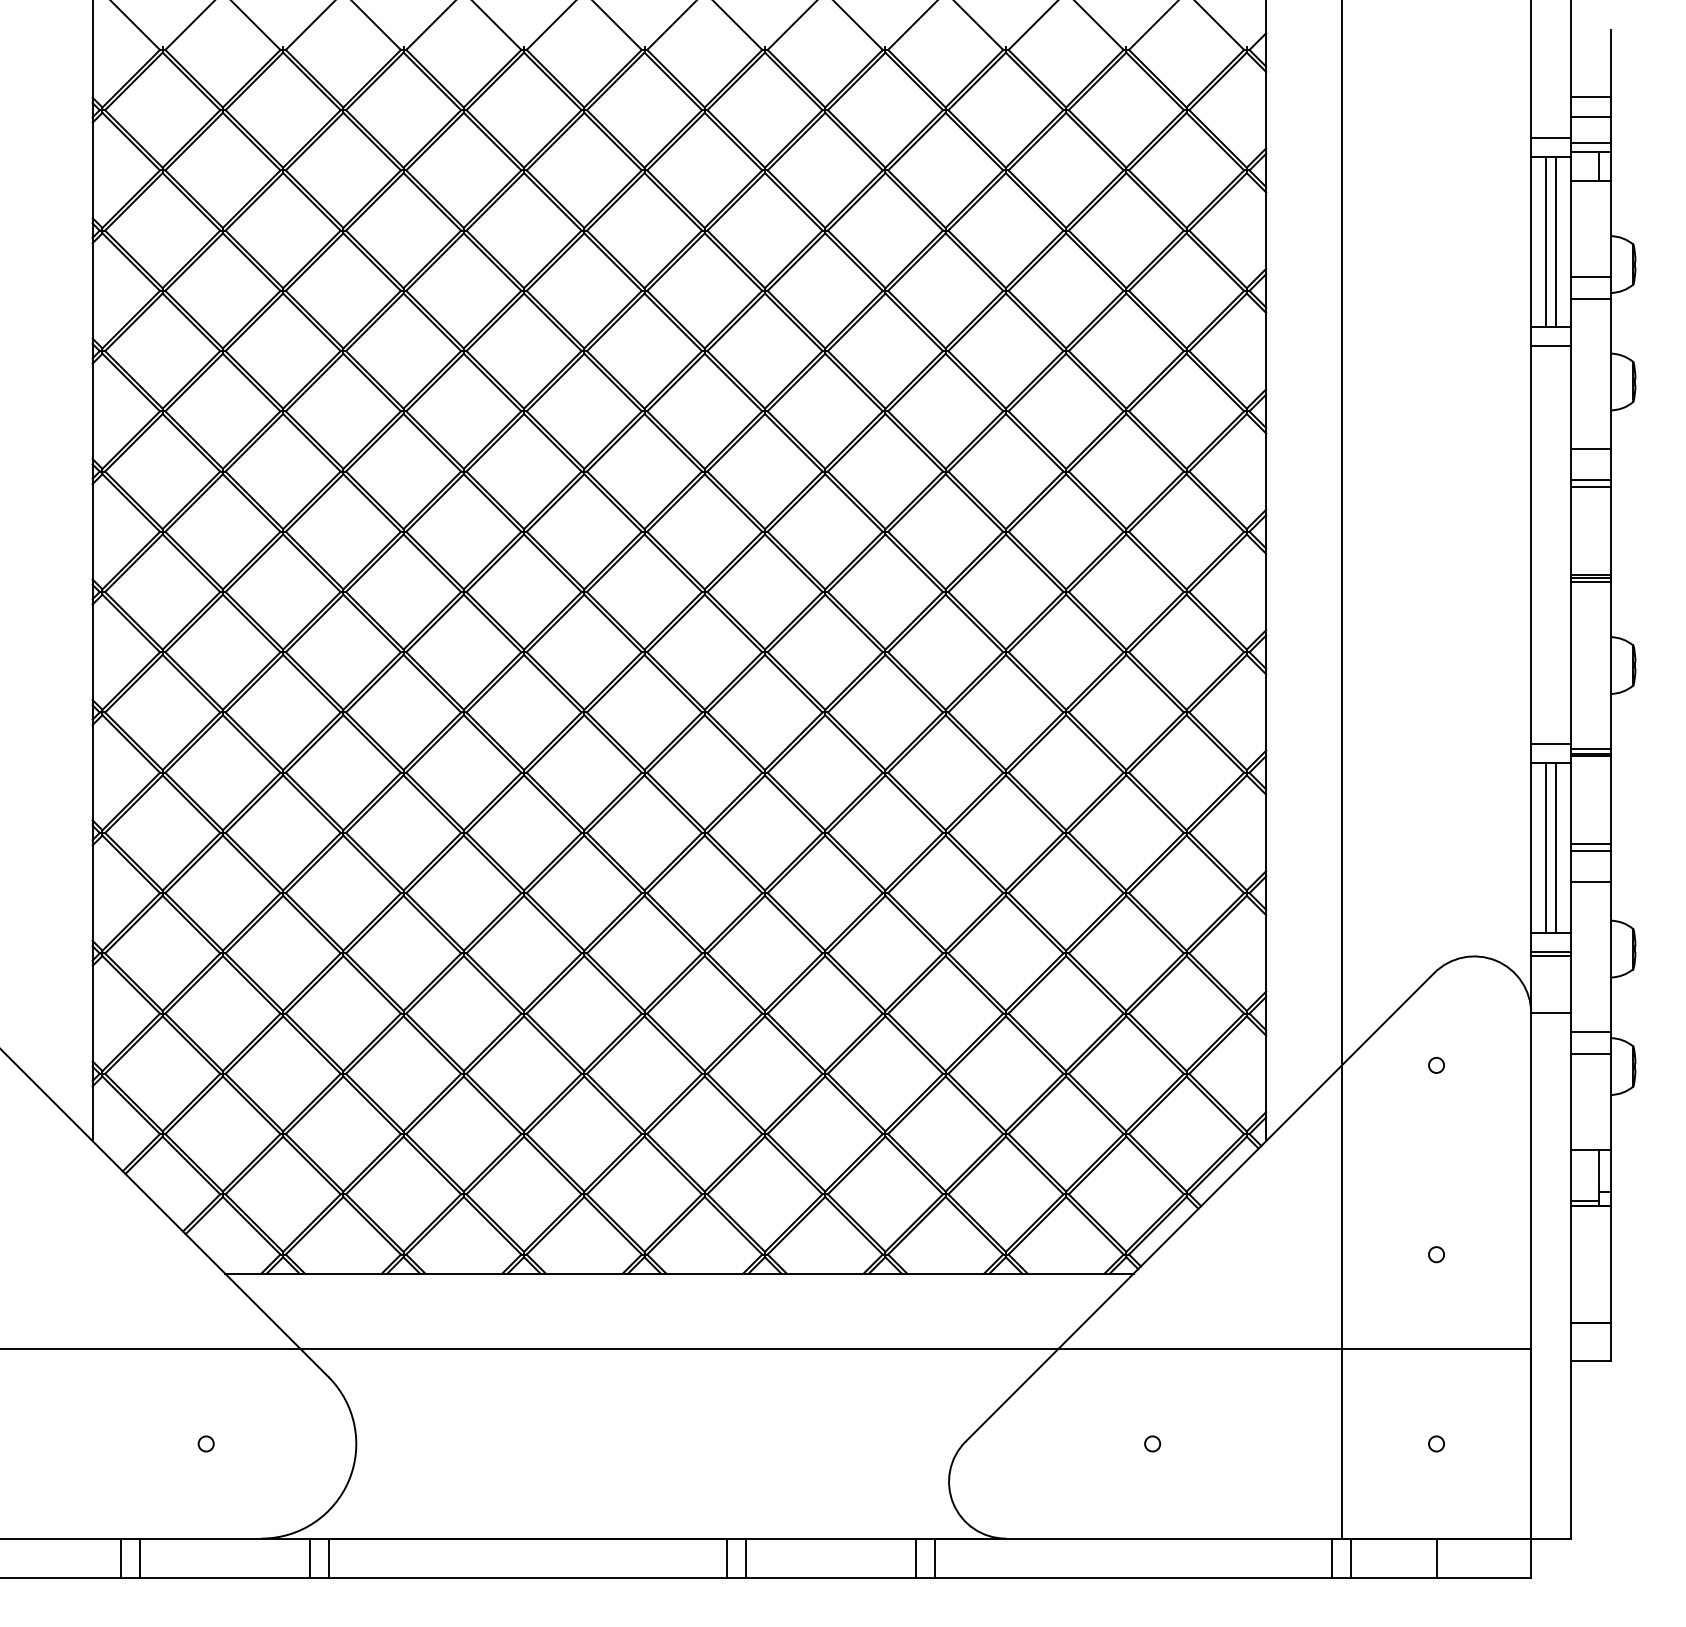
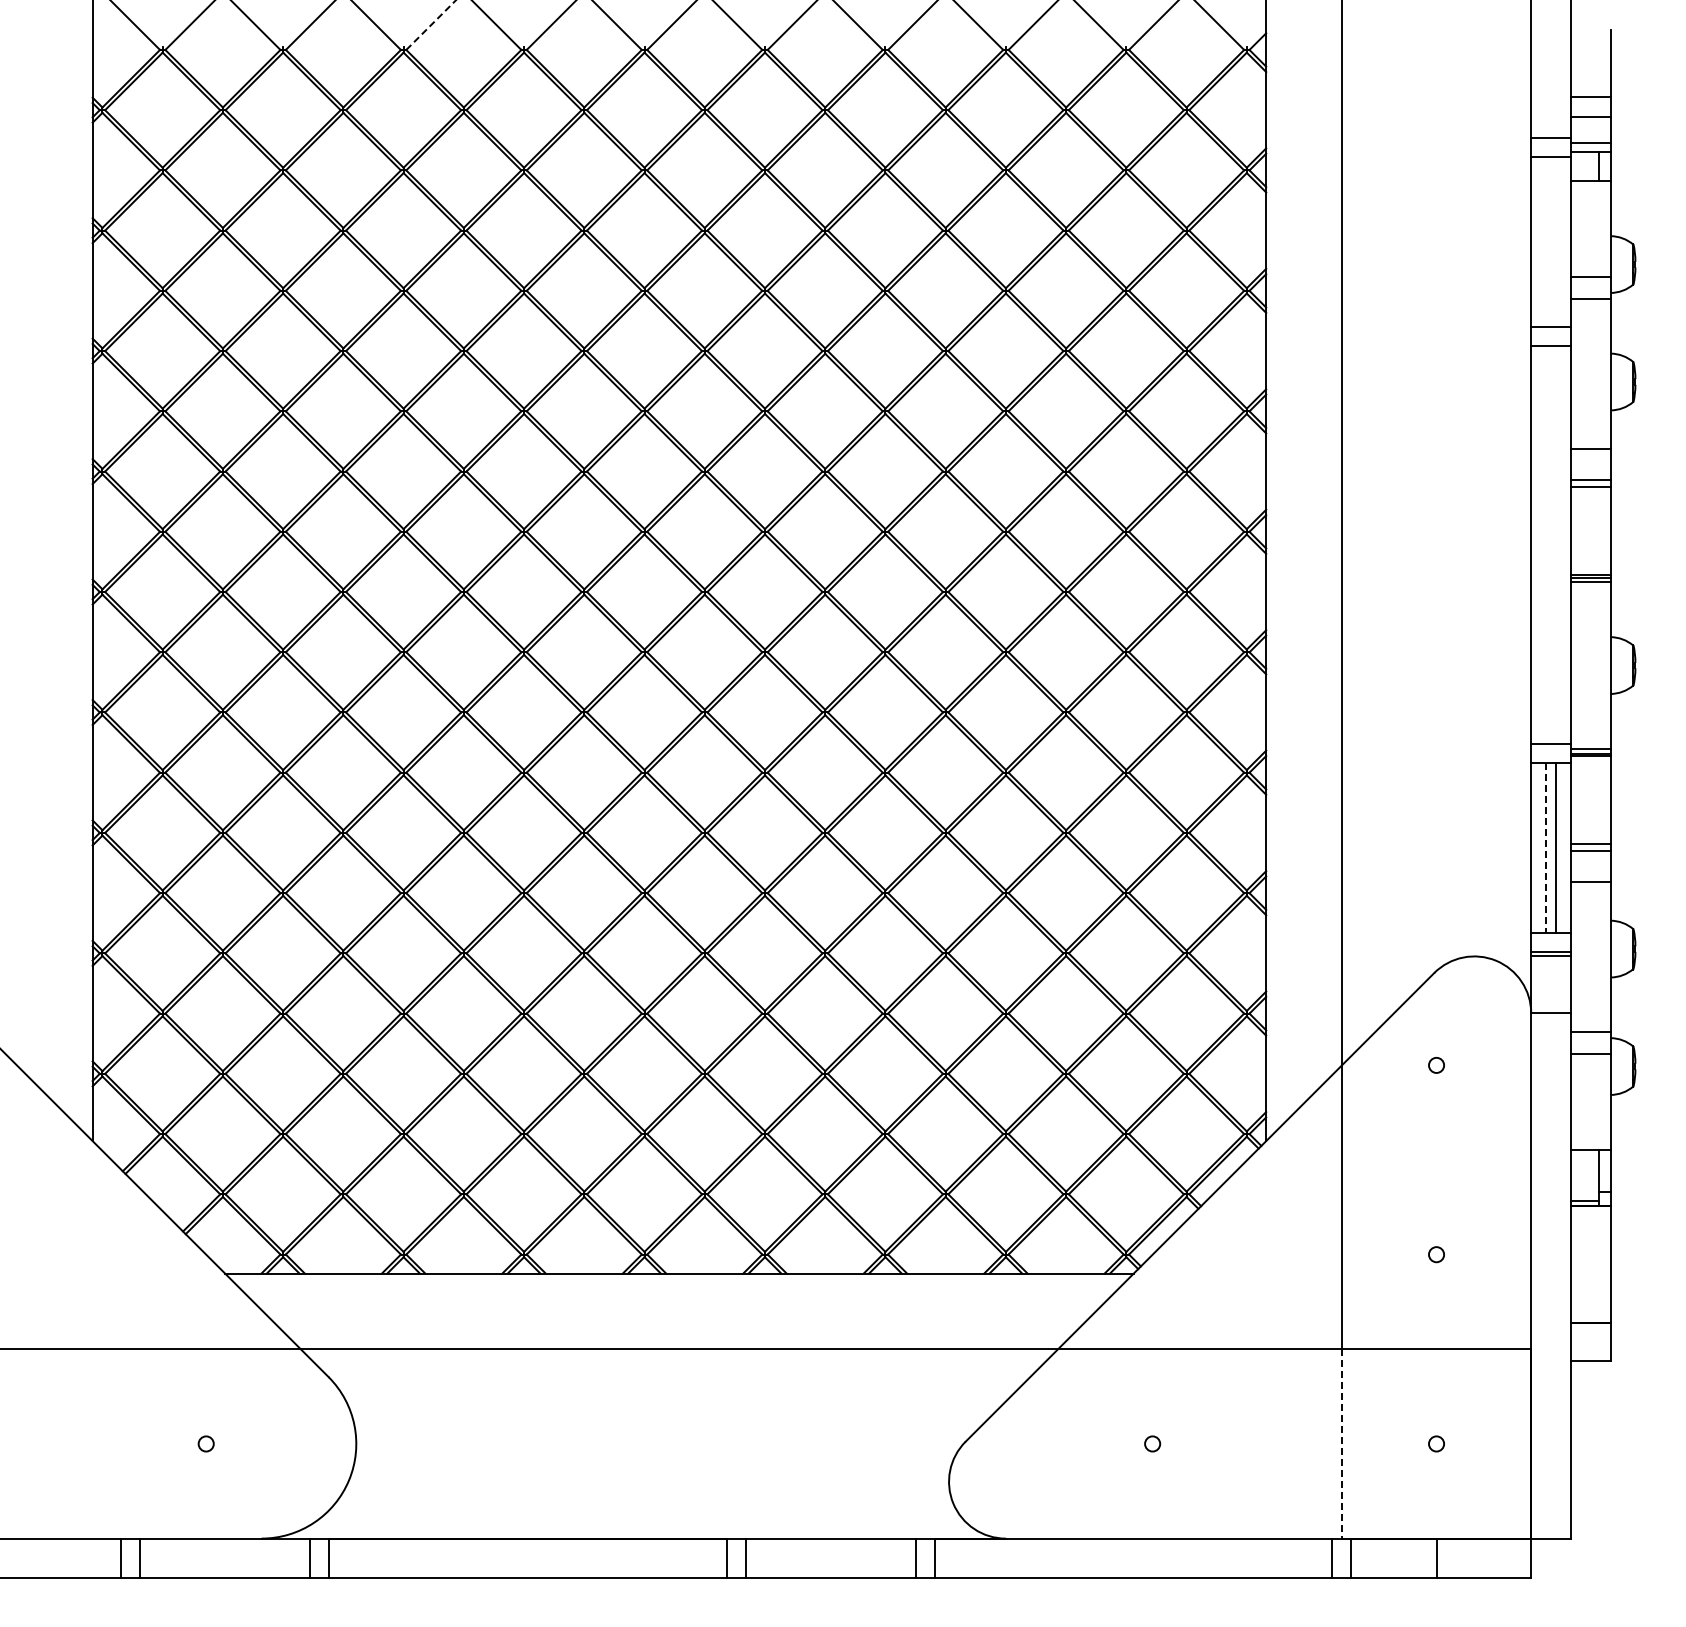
line: solid -> dashed (431, 24)
line: present -> none (1546, 241)
line: present -> none (1555, 241)
line: solid -> dashed (1546, 848)
line: solid -> dashed (1341, 1443)
